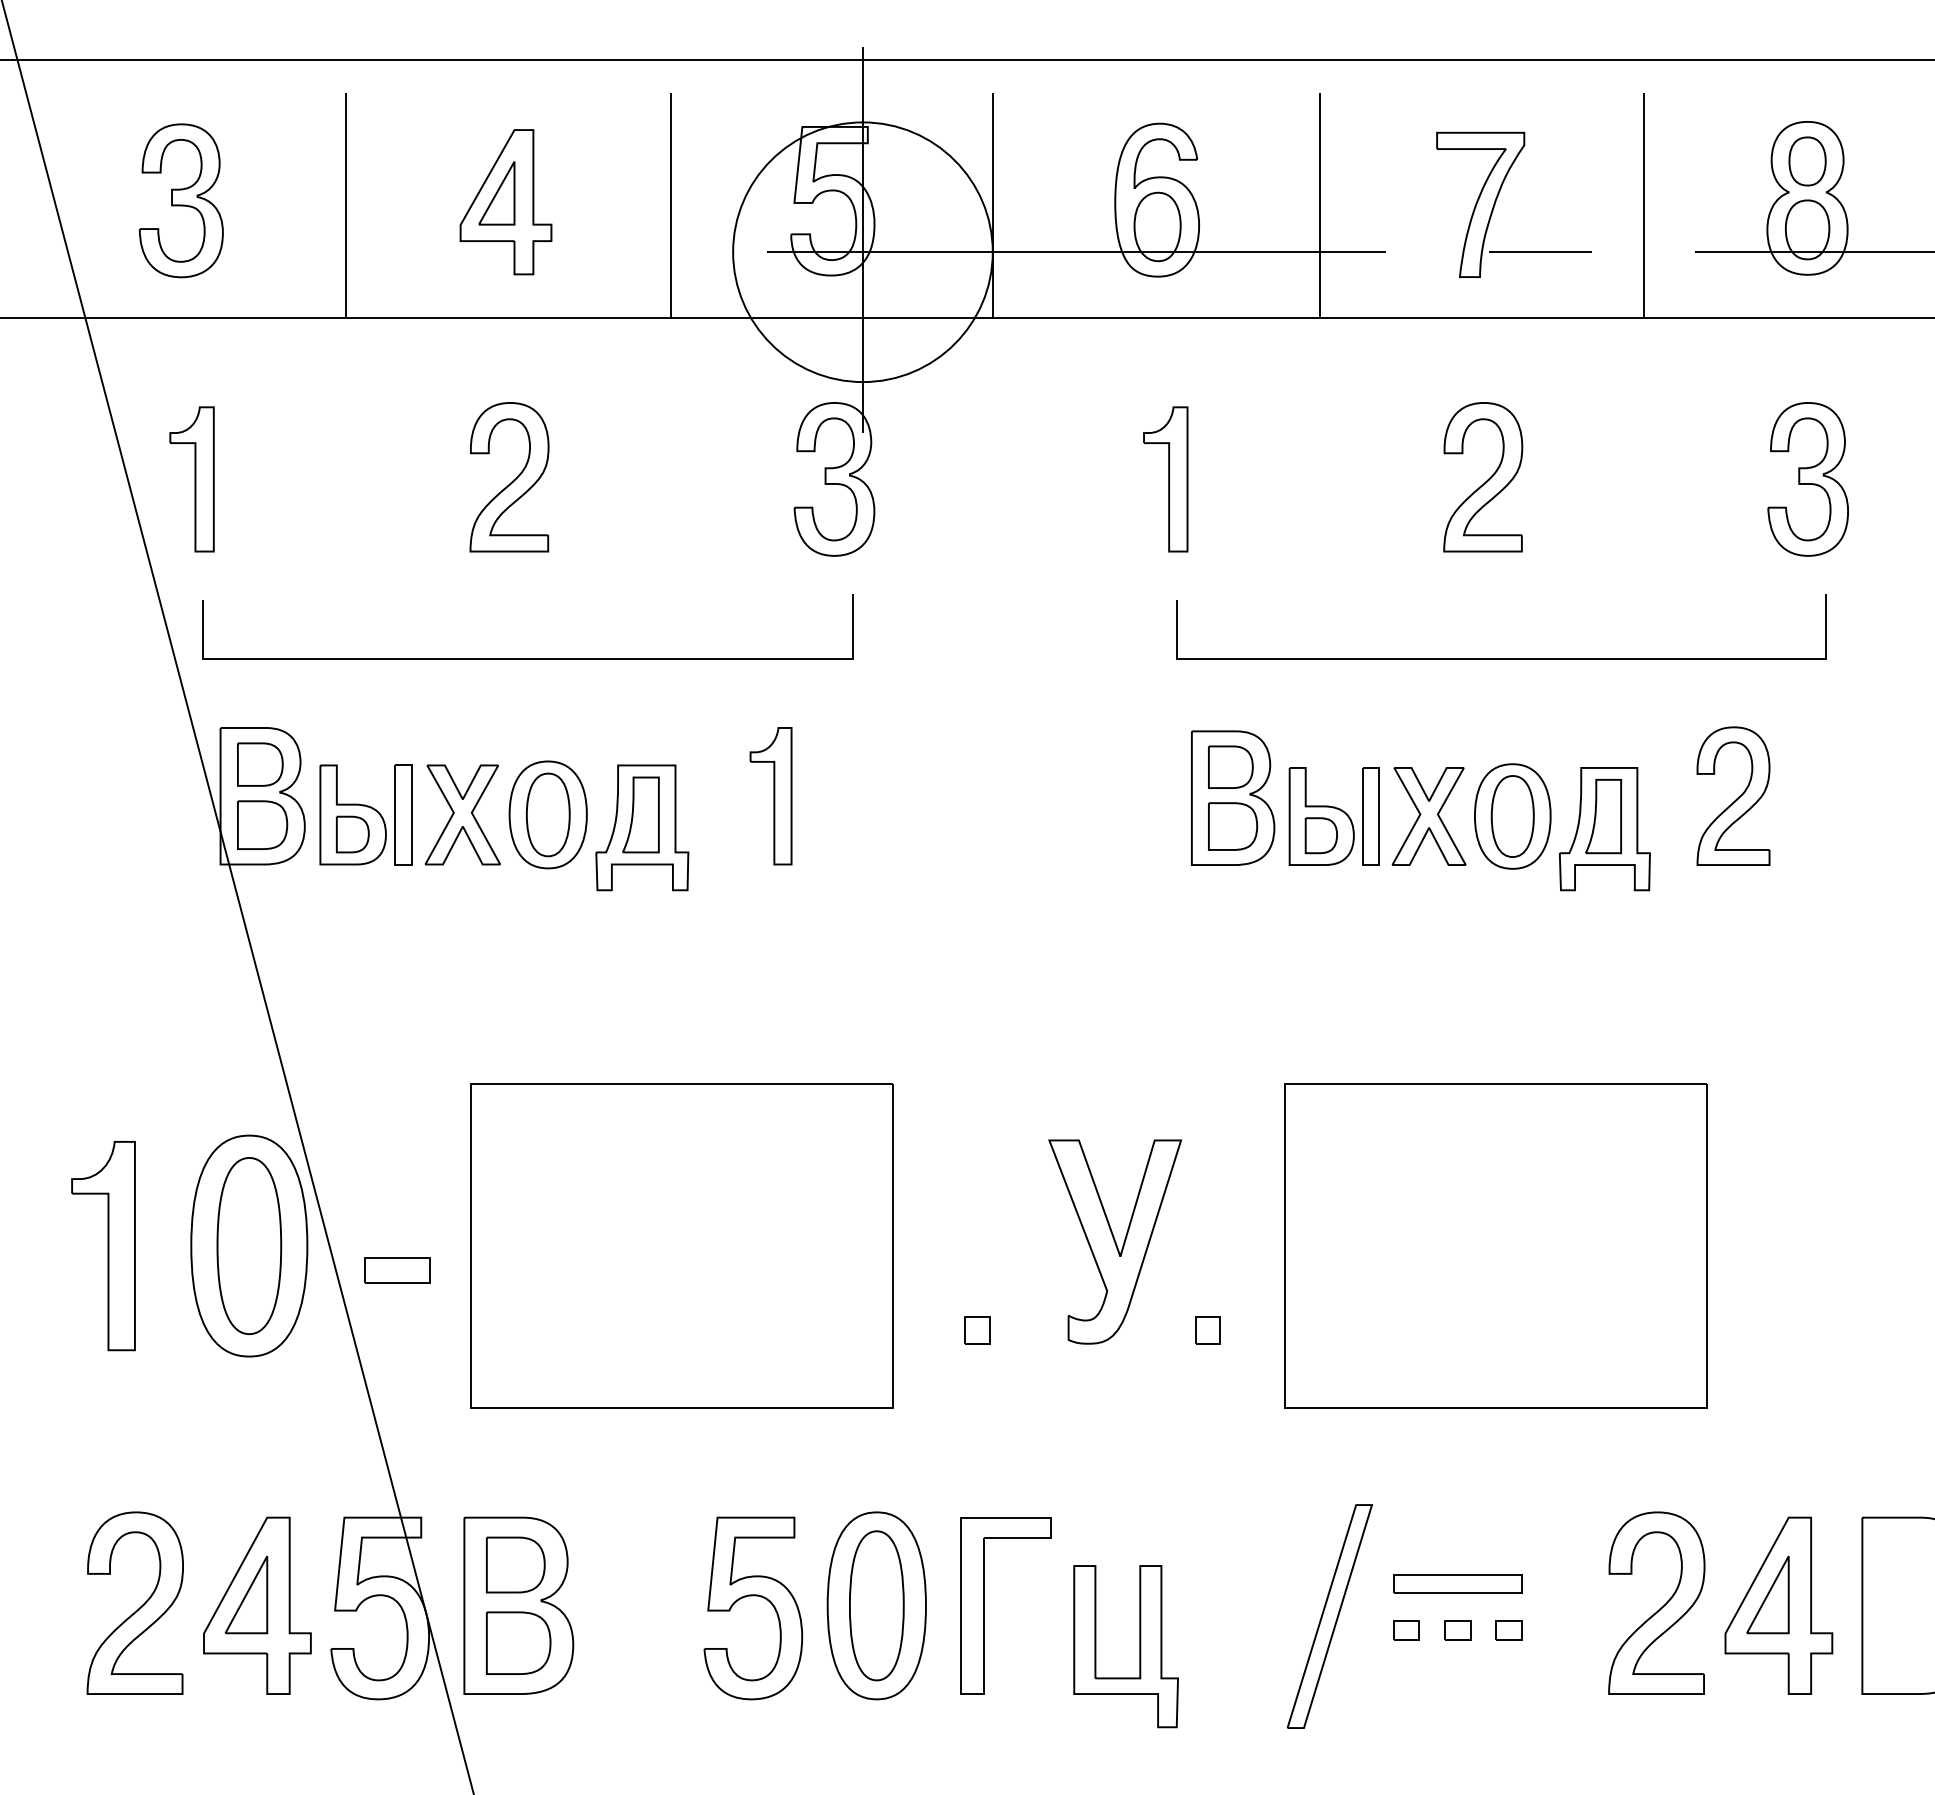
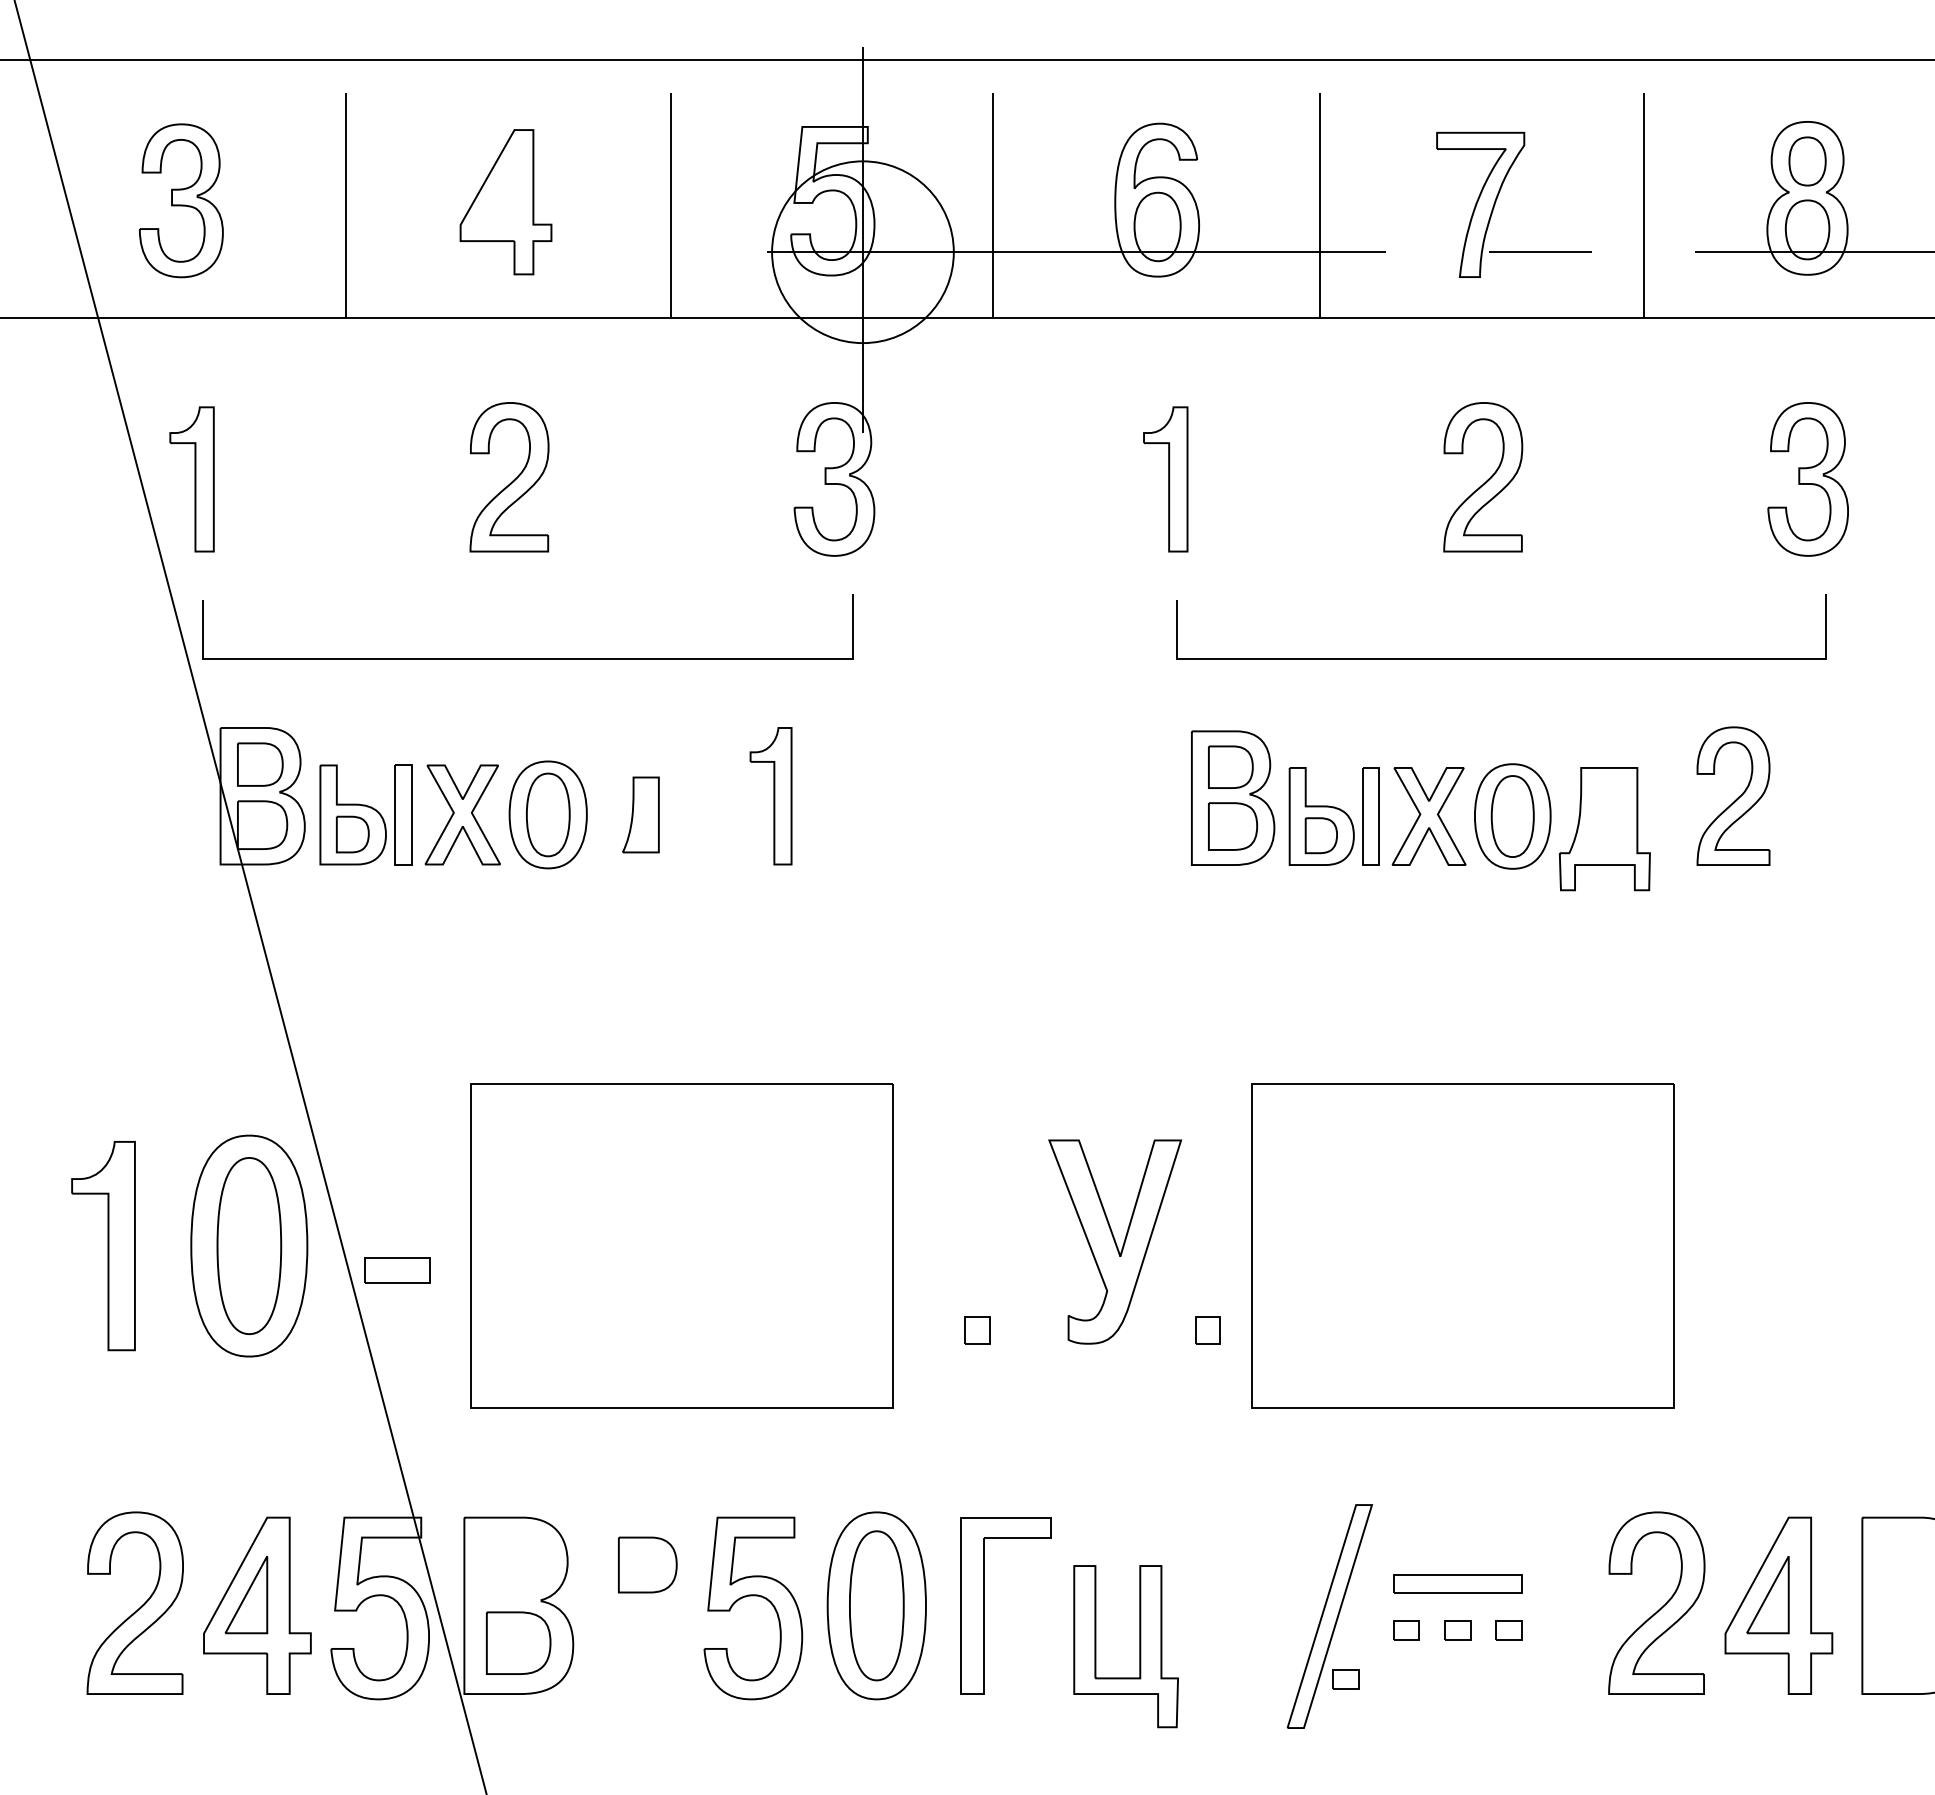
part: present -> none (496, 193)
circle diameter: 260 px -> 182 px (862, 252)
part: present -> none (1603, 816)
part: present -> none (642, 827)
line position: (237, 896) -> (250, 896) (250, 896)
part position: (1495, 1245) -> (1462, 1245) (1462, 1245)
part position: (515, 1564) -> (647, 1564) (647, 1564)
part: none -> present (1345, 1679)
